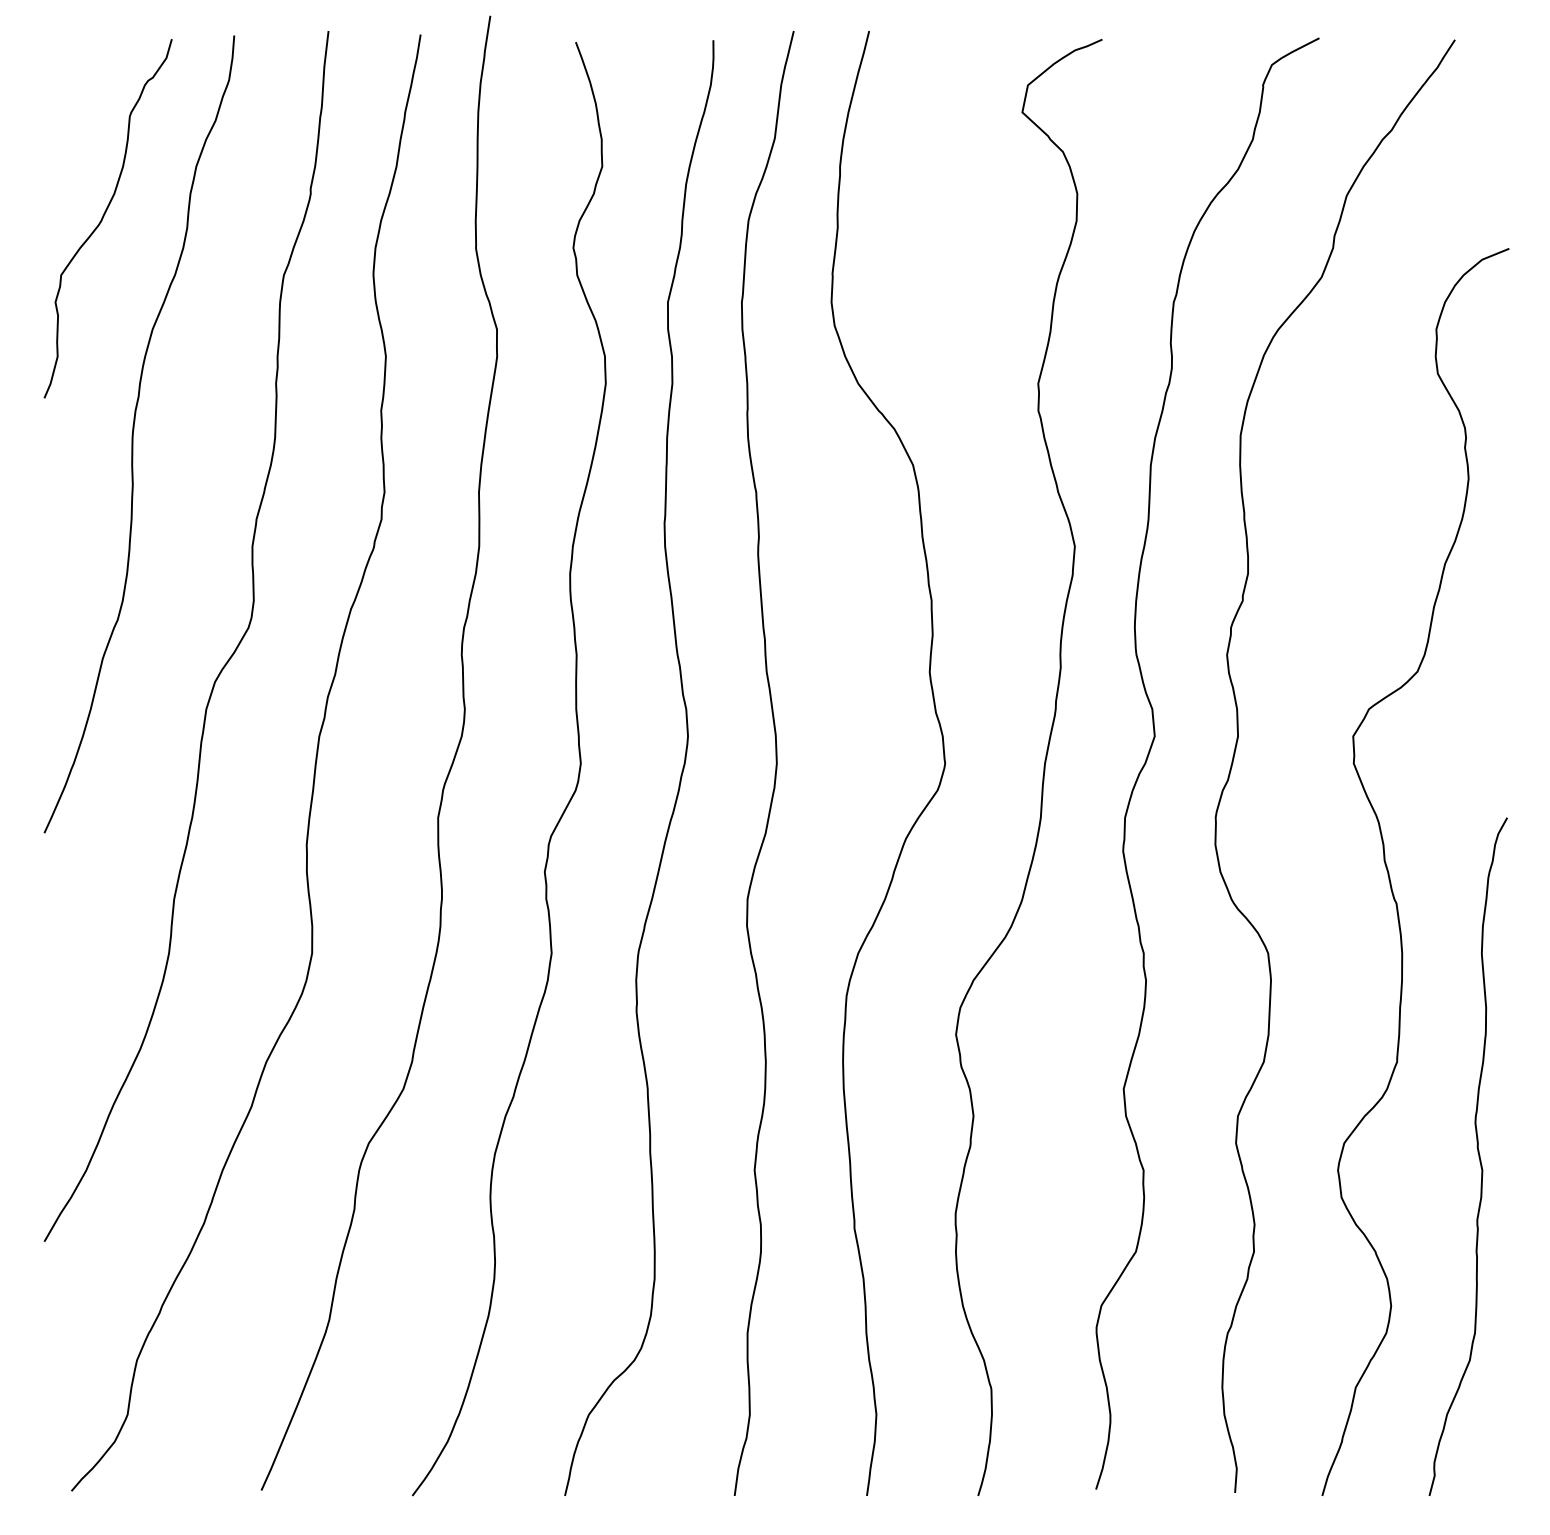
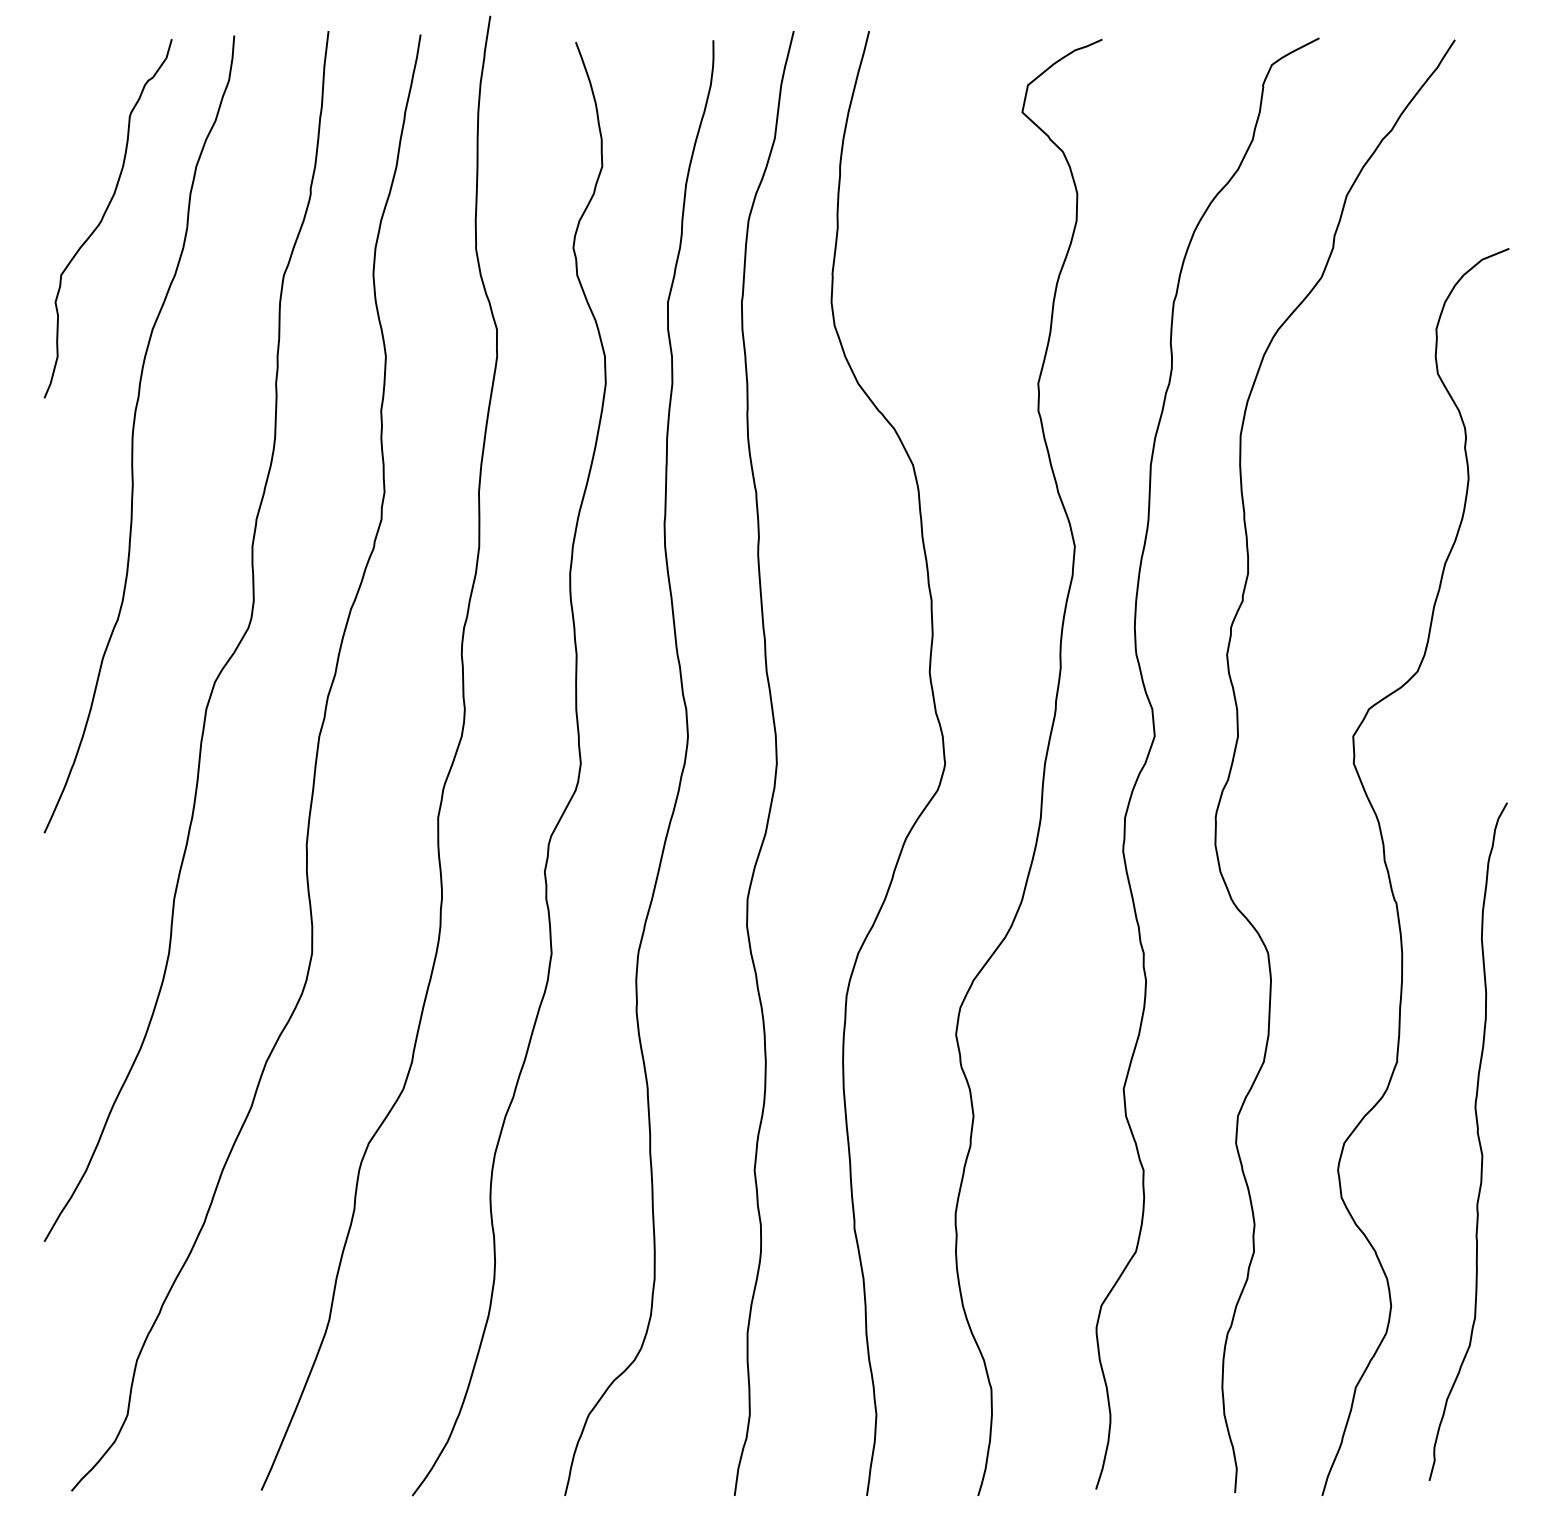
curve position: (1477, 1152) -> (1477, 1137) (1477, 1137)
